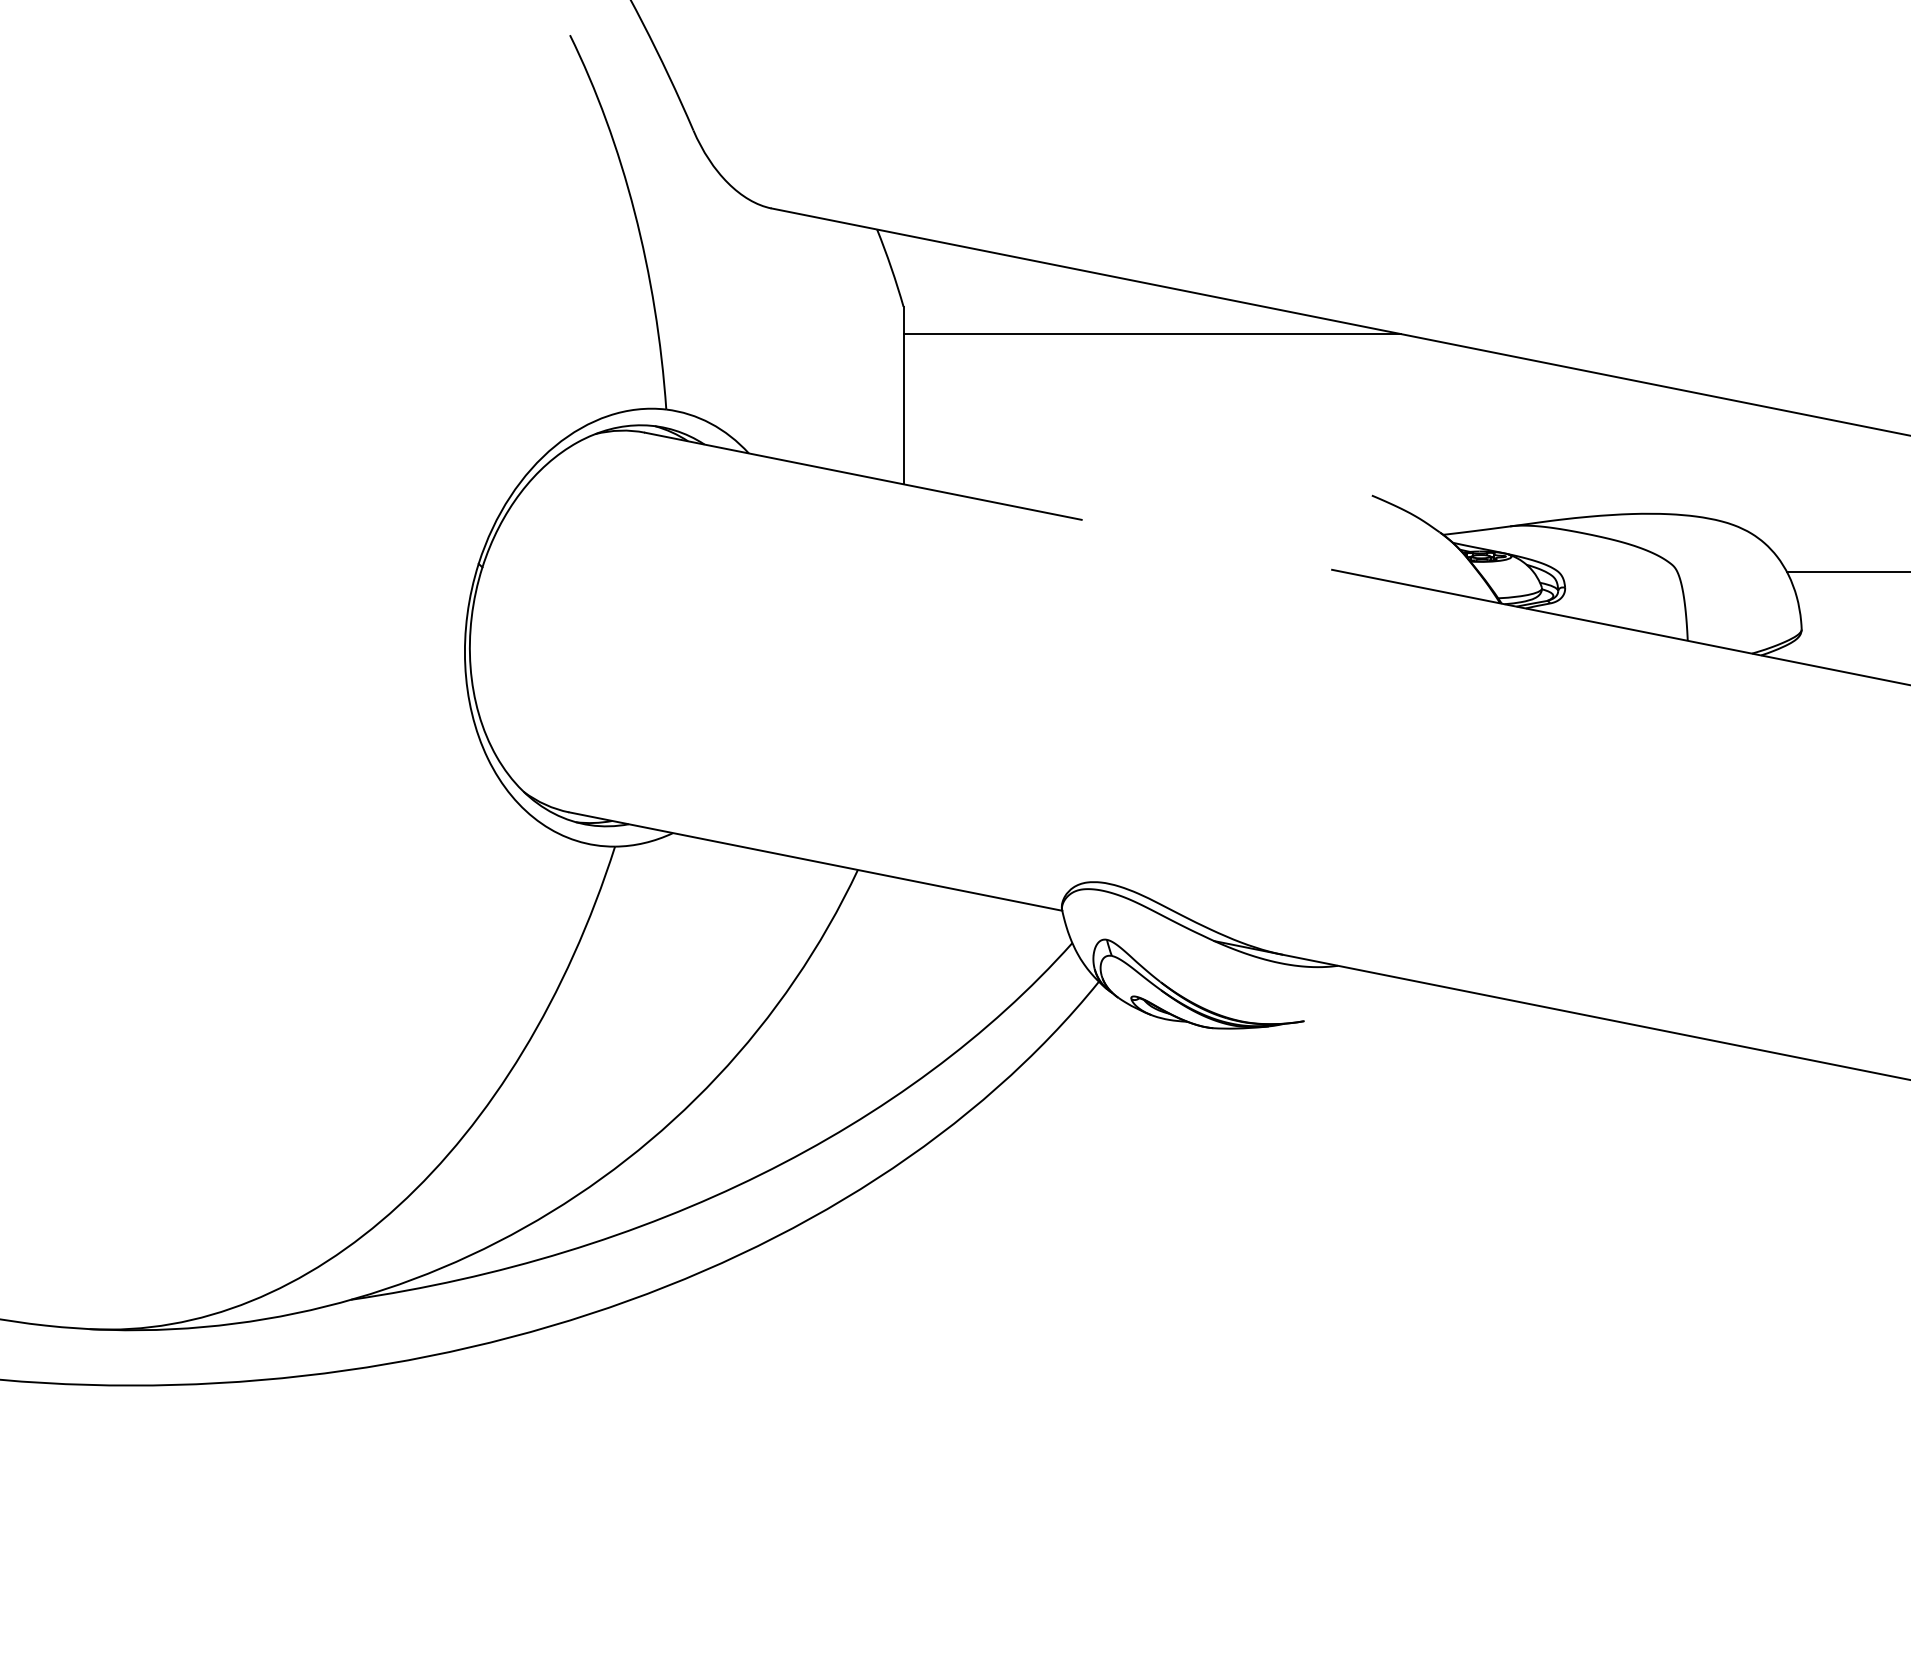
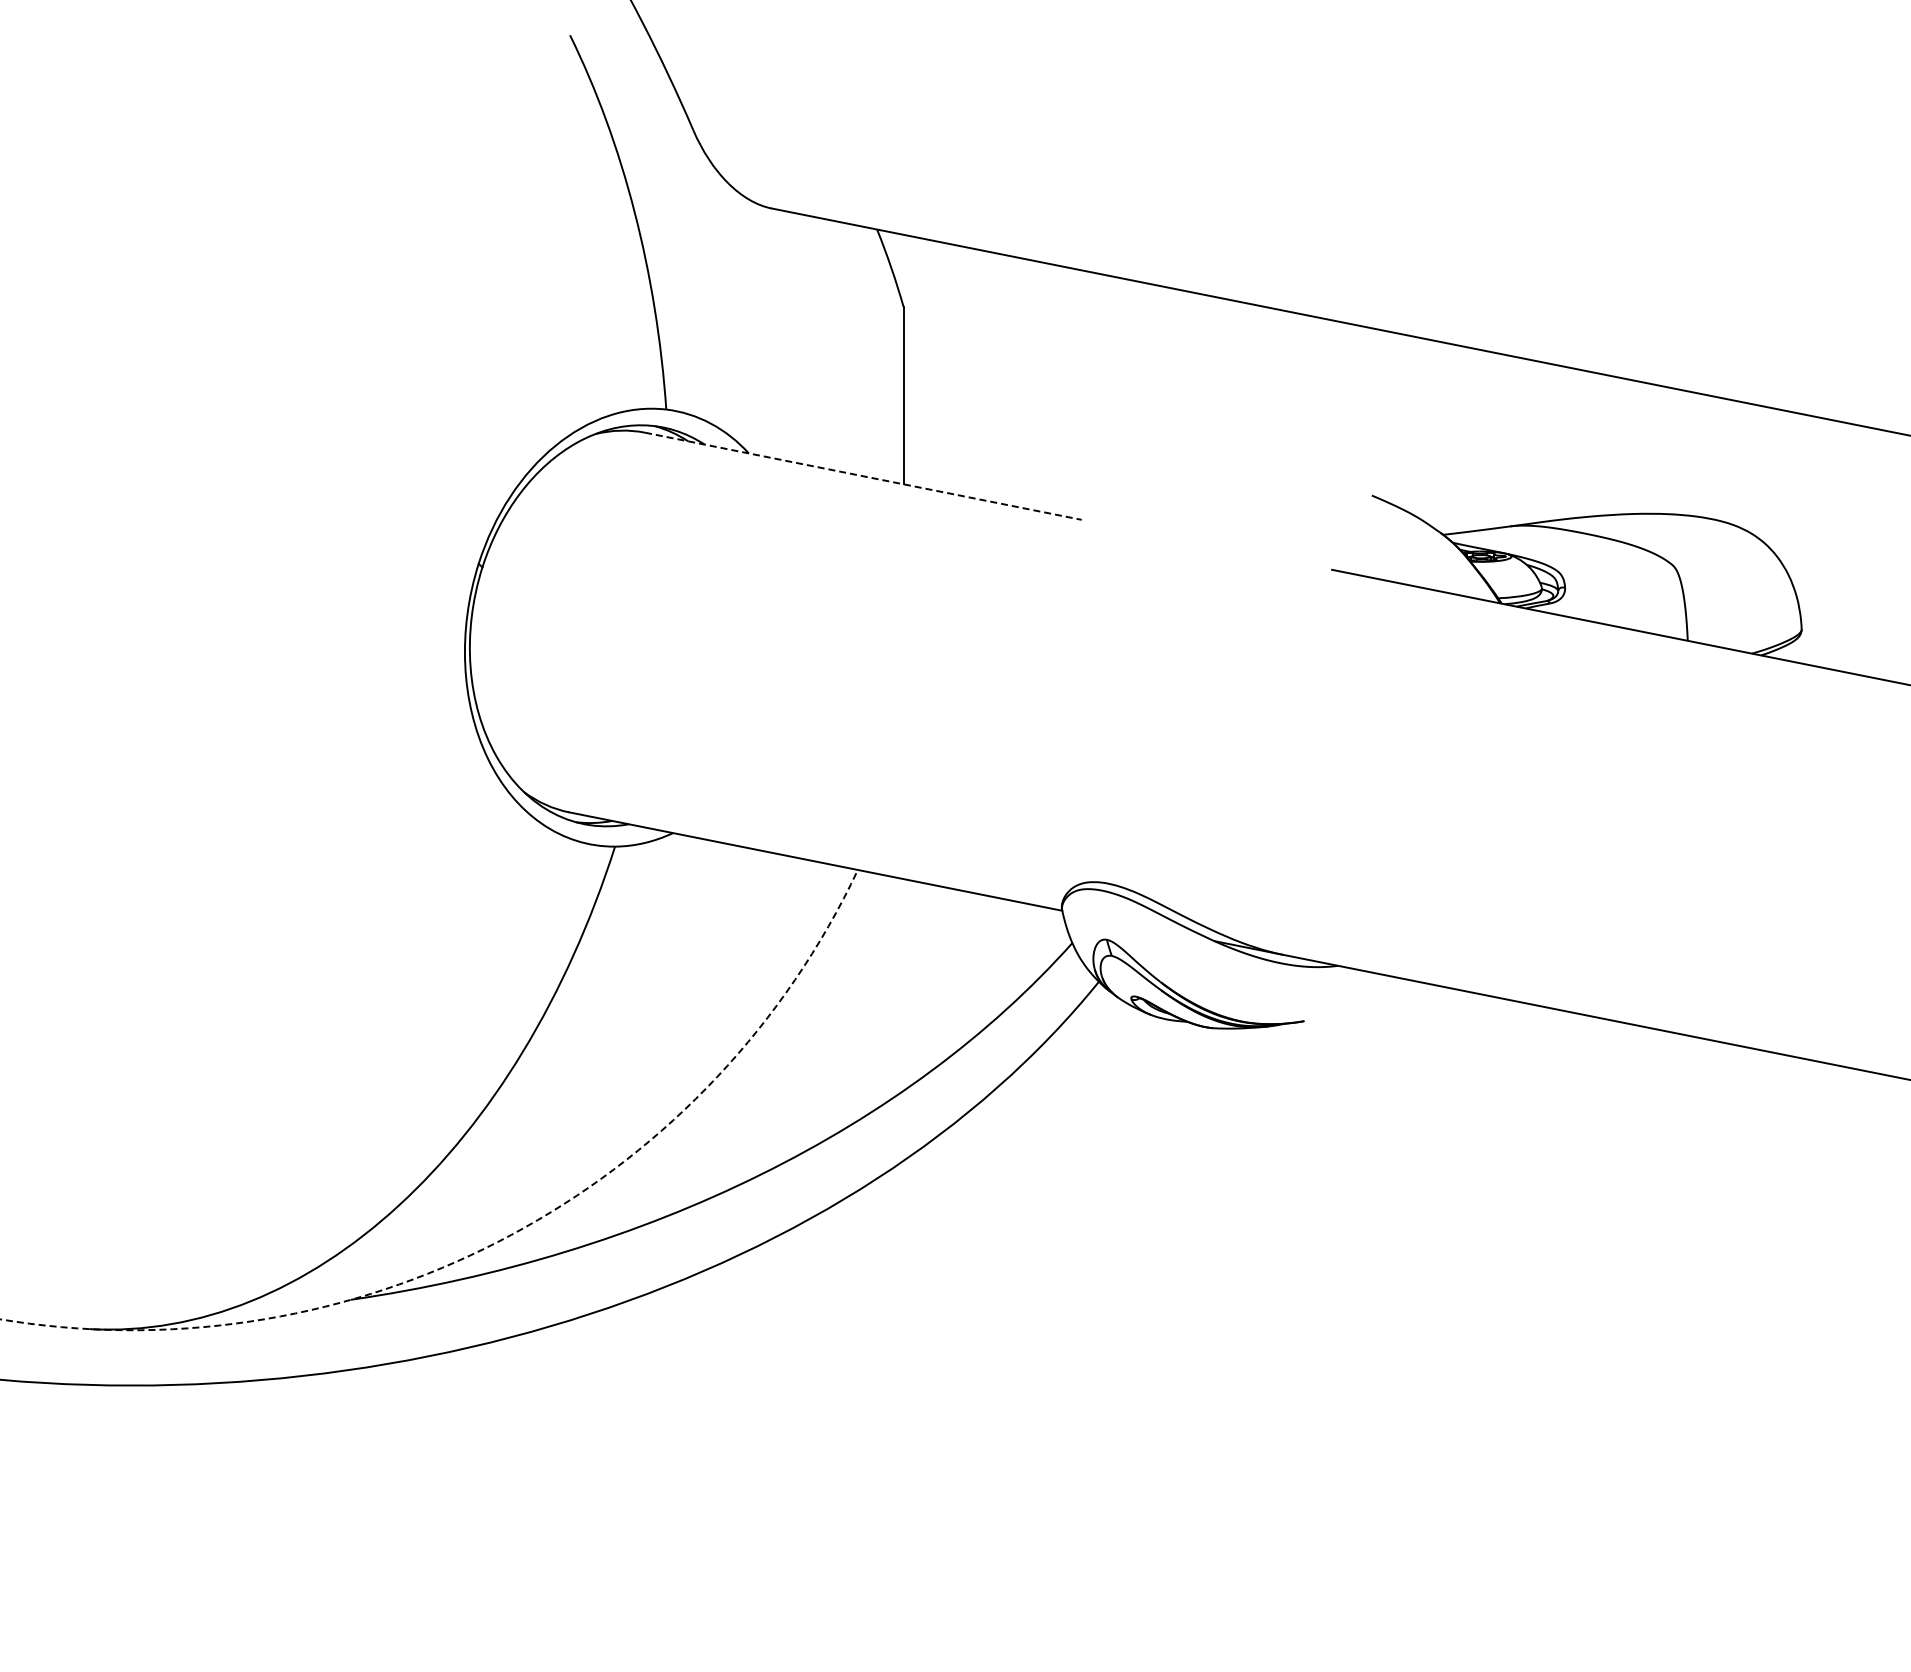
line: present -> none (1152, 334)
line: solid -> dashed (863, 476)
line: present -> none (1847, 572)
arc: solid -> dashed (505, 1238)
